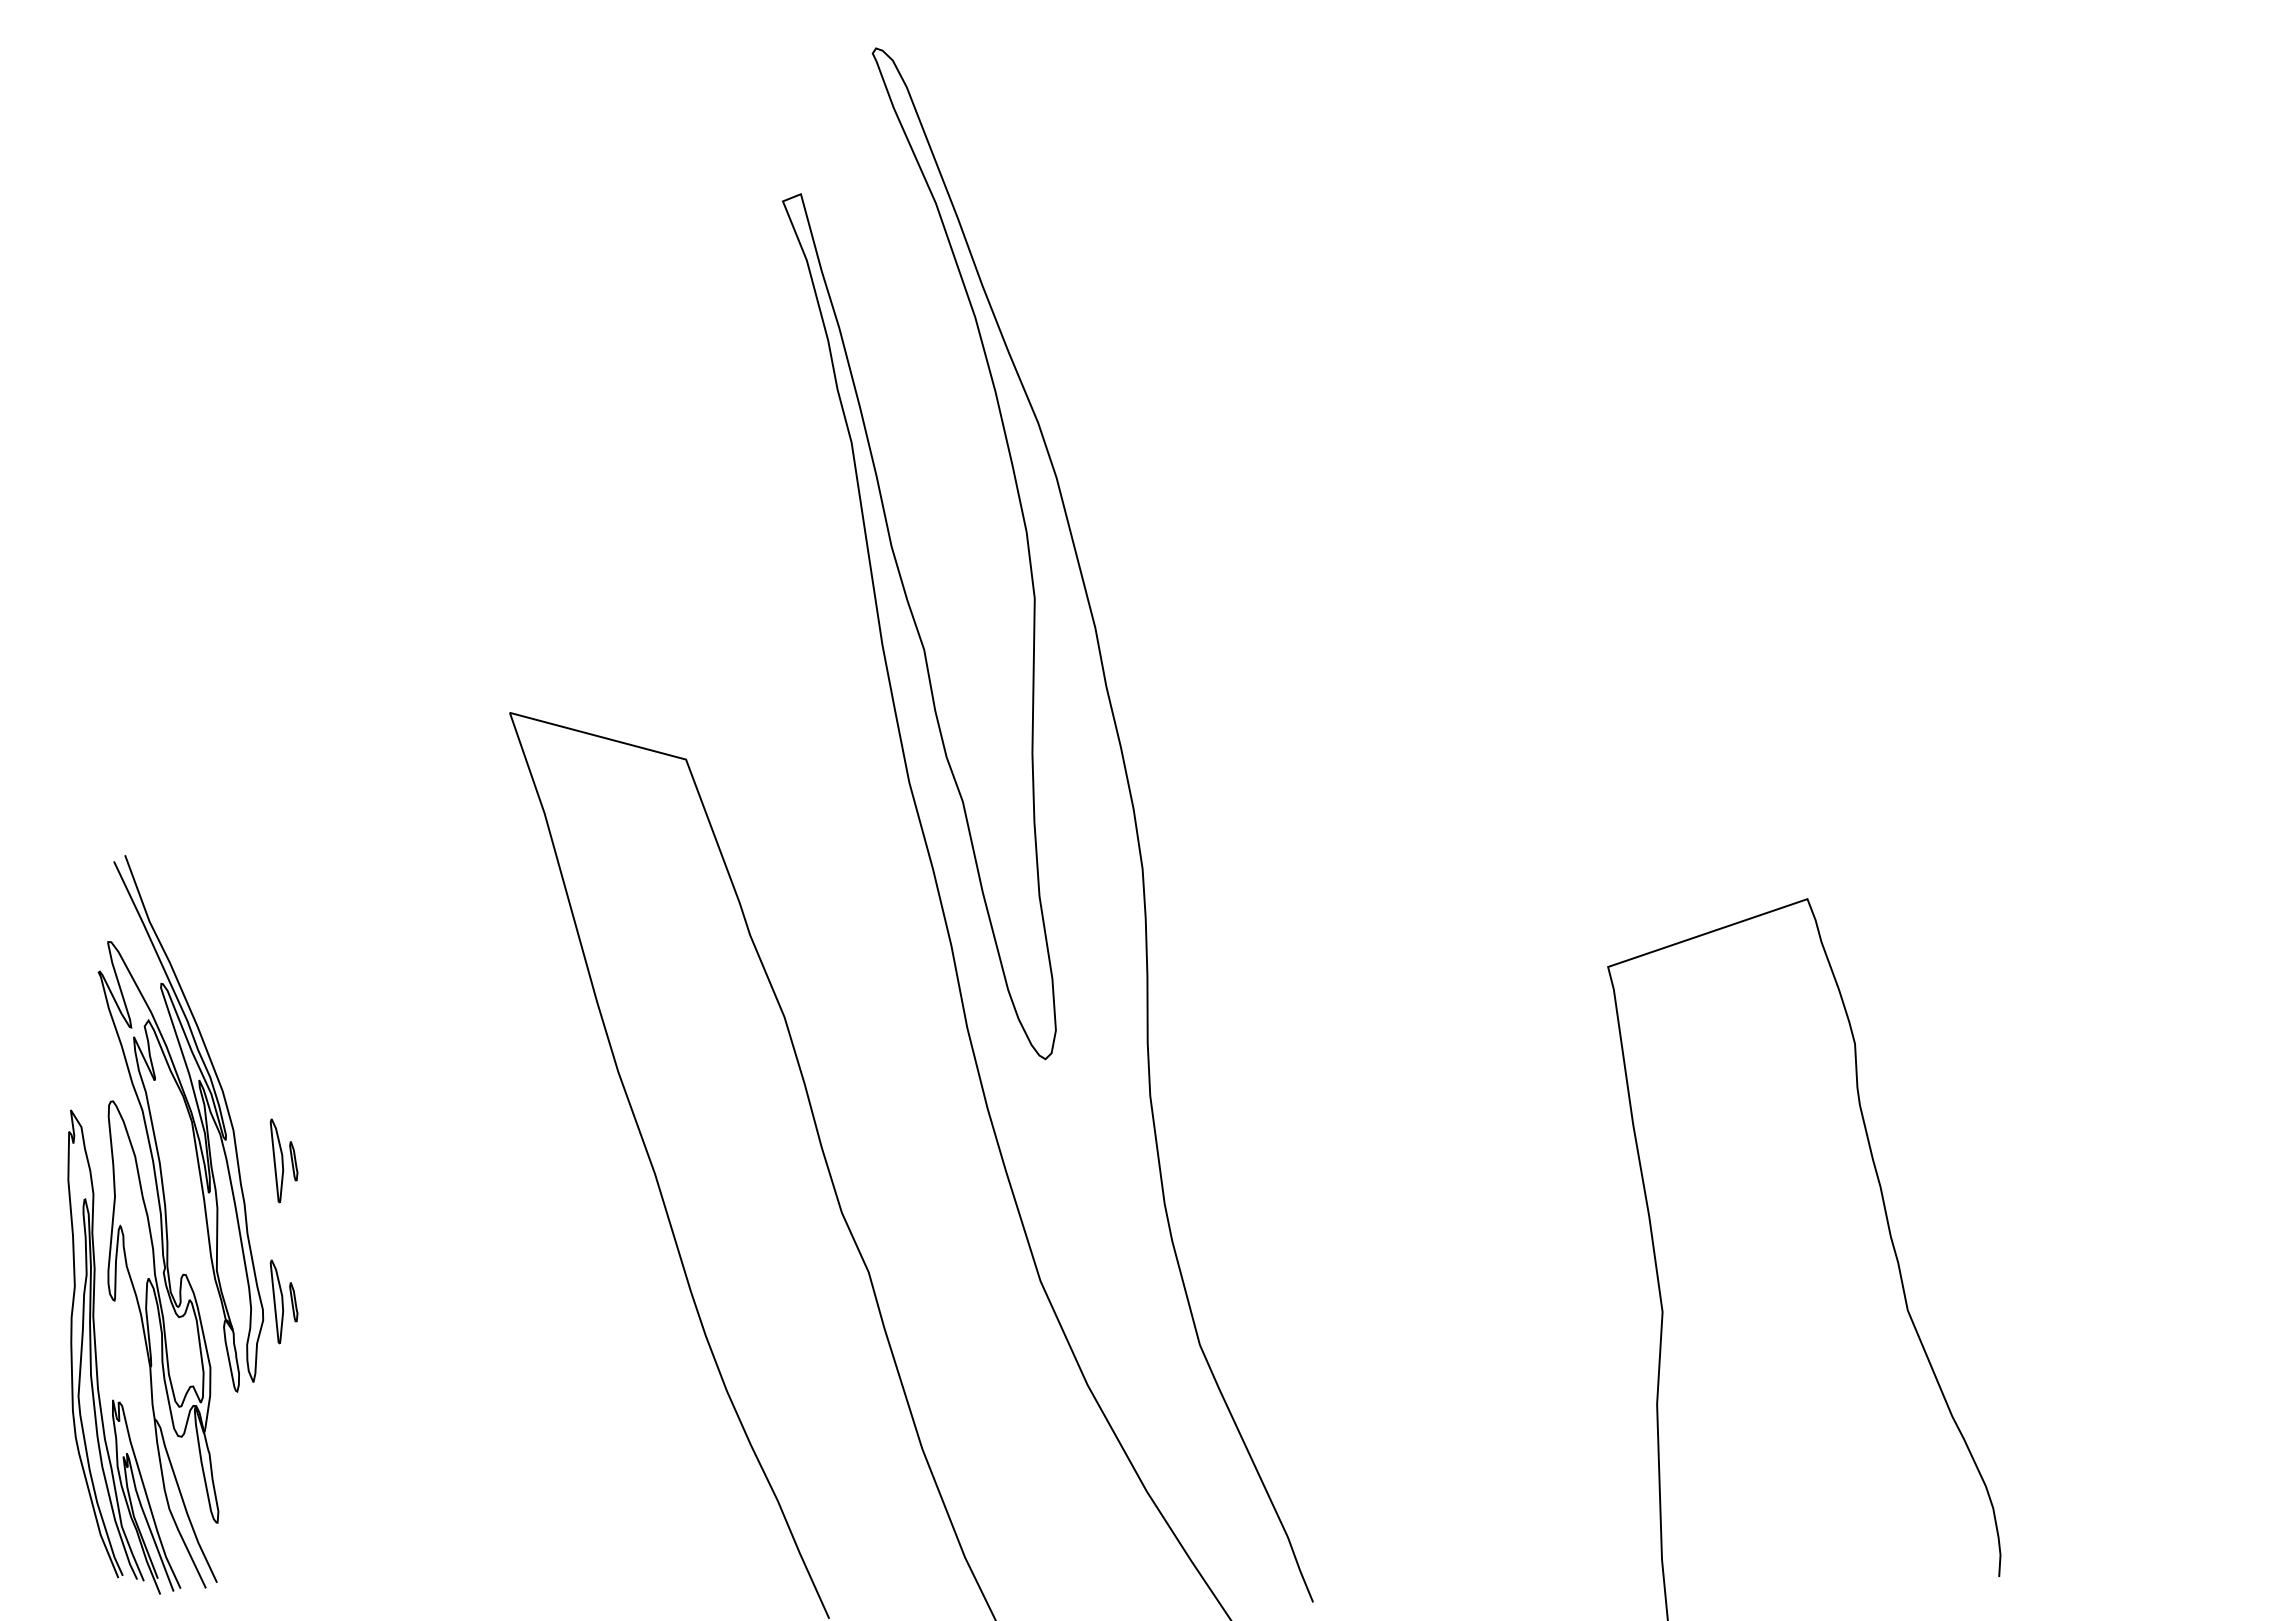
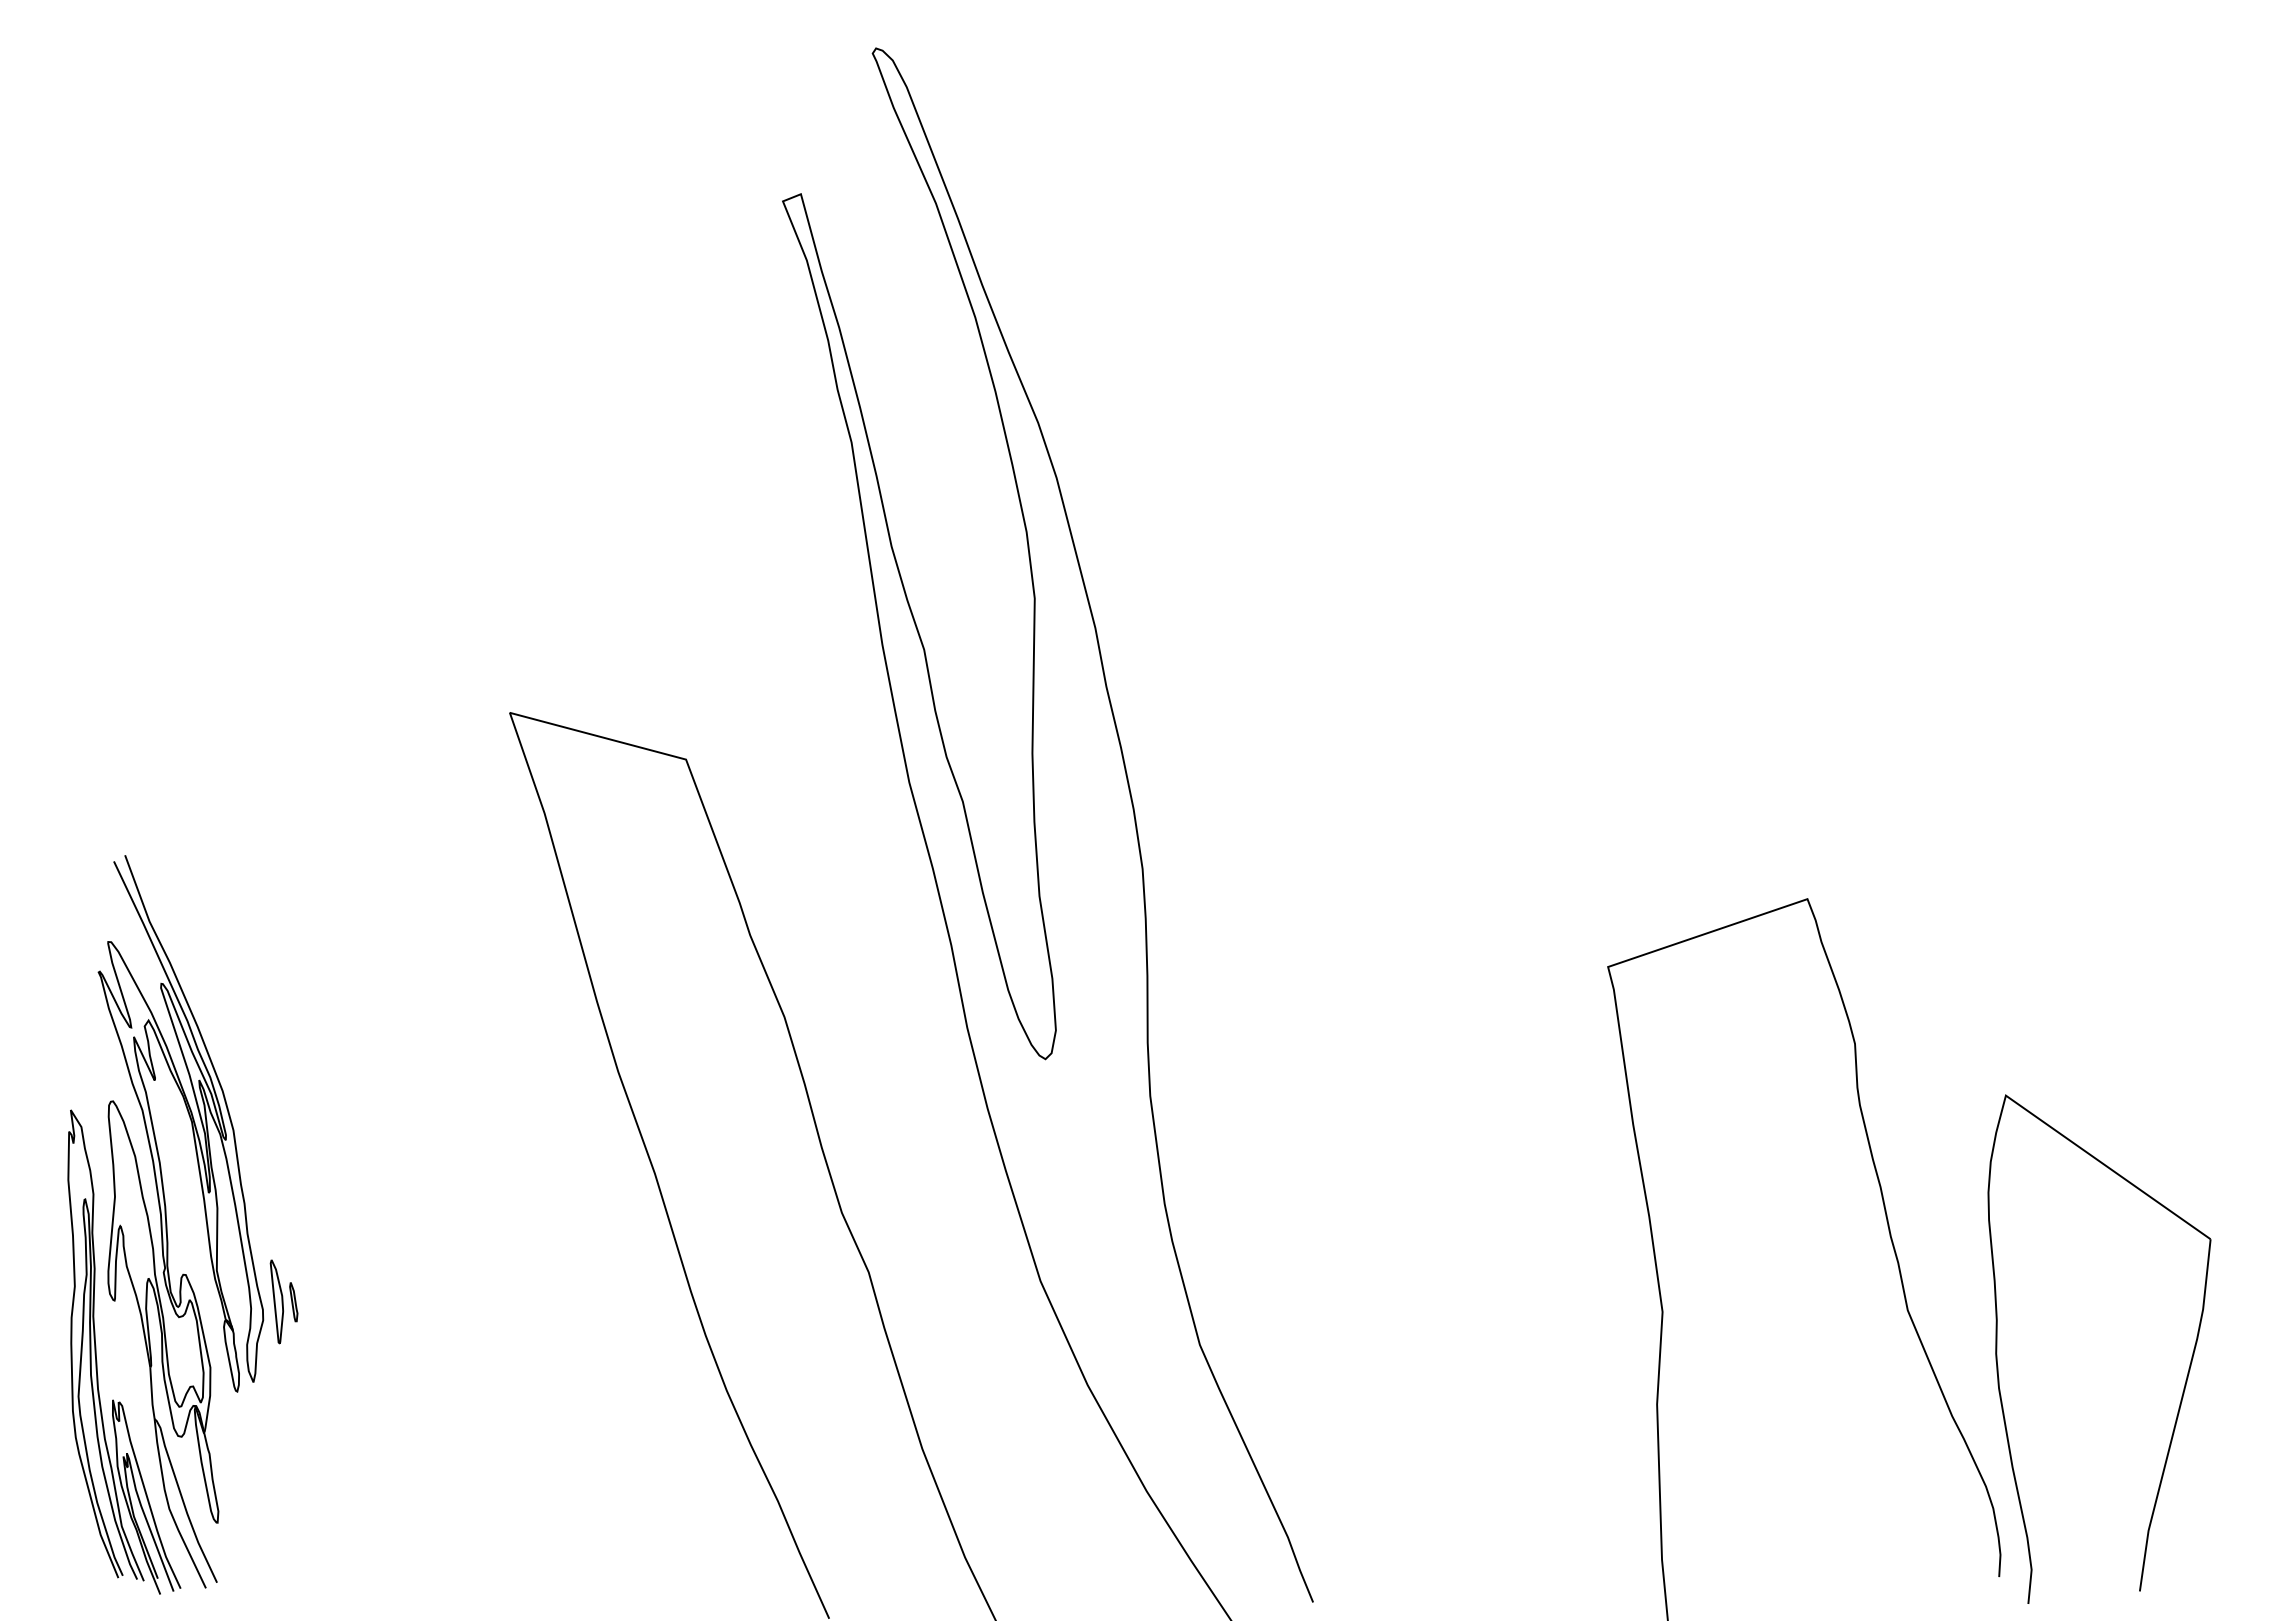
part: present -> none (283, 1160)
part: none -> present (2187, 1372)
